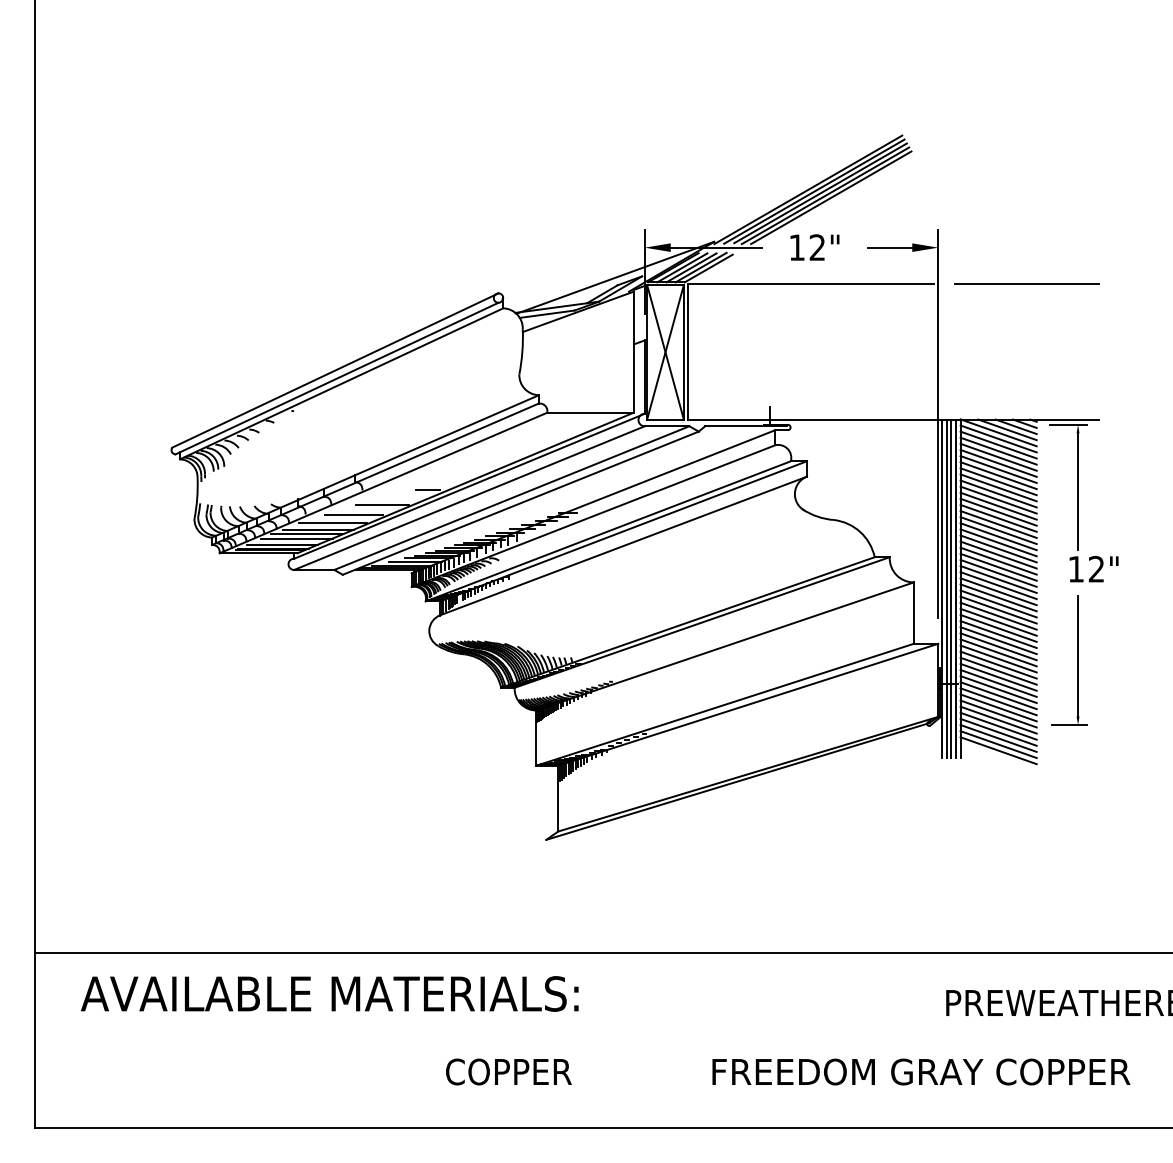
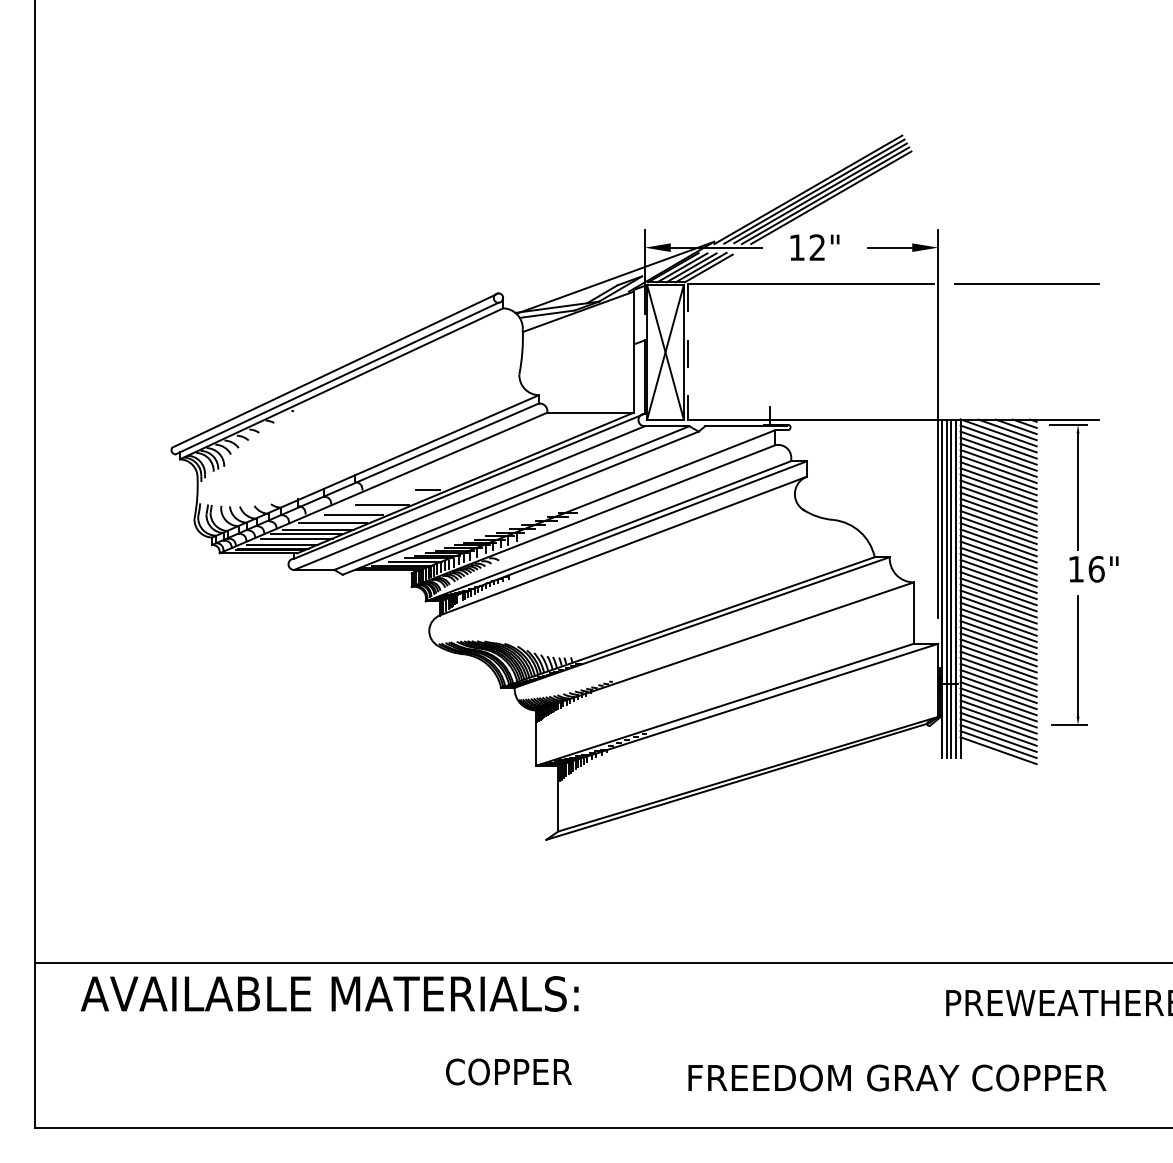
line: solid -> dashed (688, 352)
text: 12" -> 16" (1096, 568)
line position: (602, 952) -> (602, 962) (602, 962)
text position: (921, 1071) -> (897, 1077) (897, 1077)
